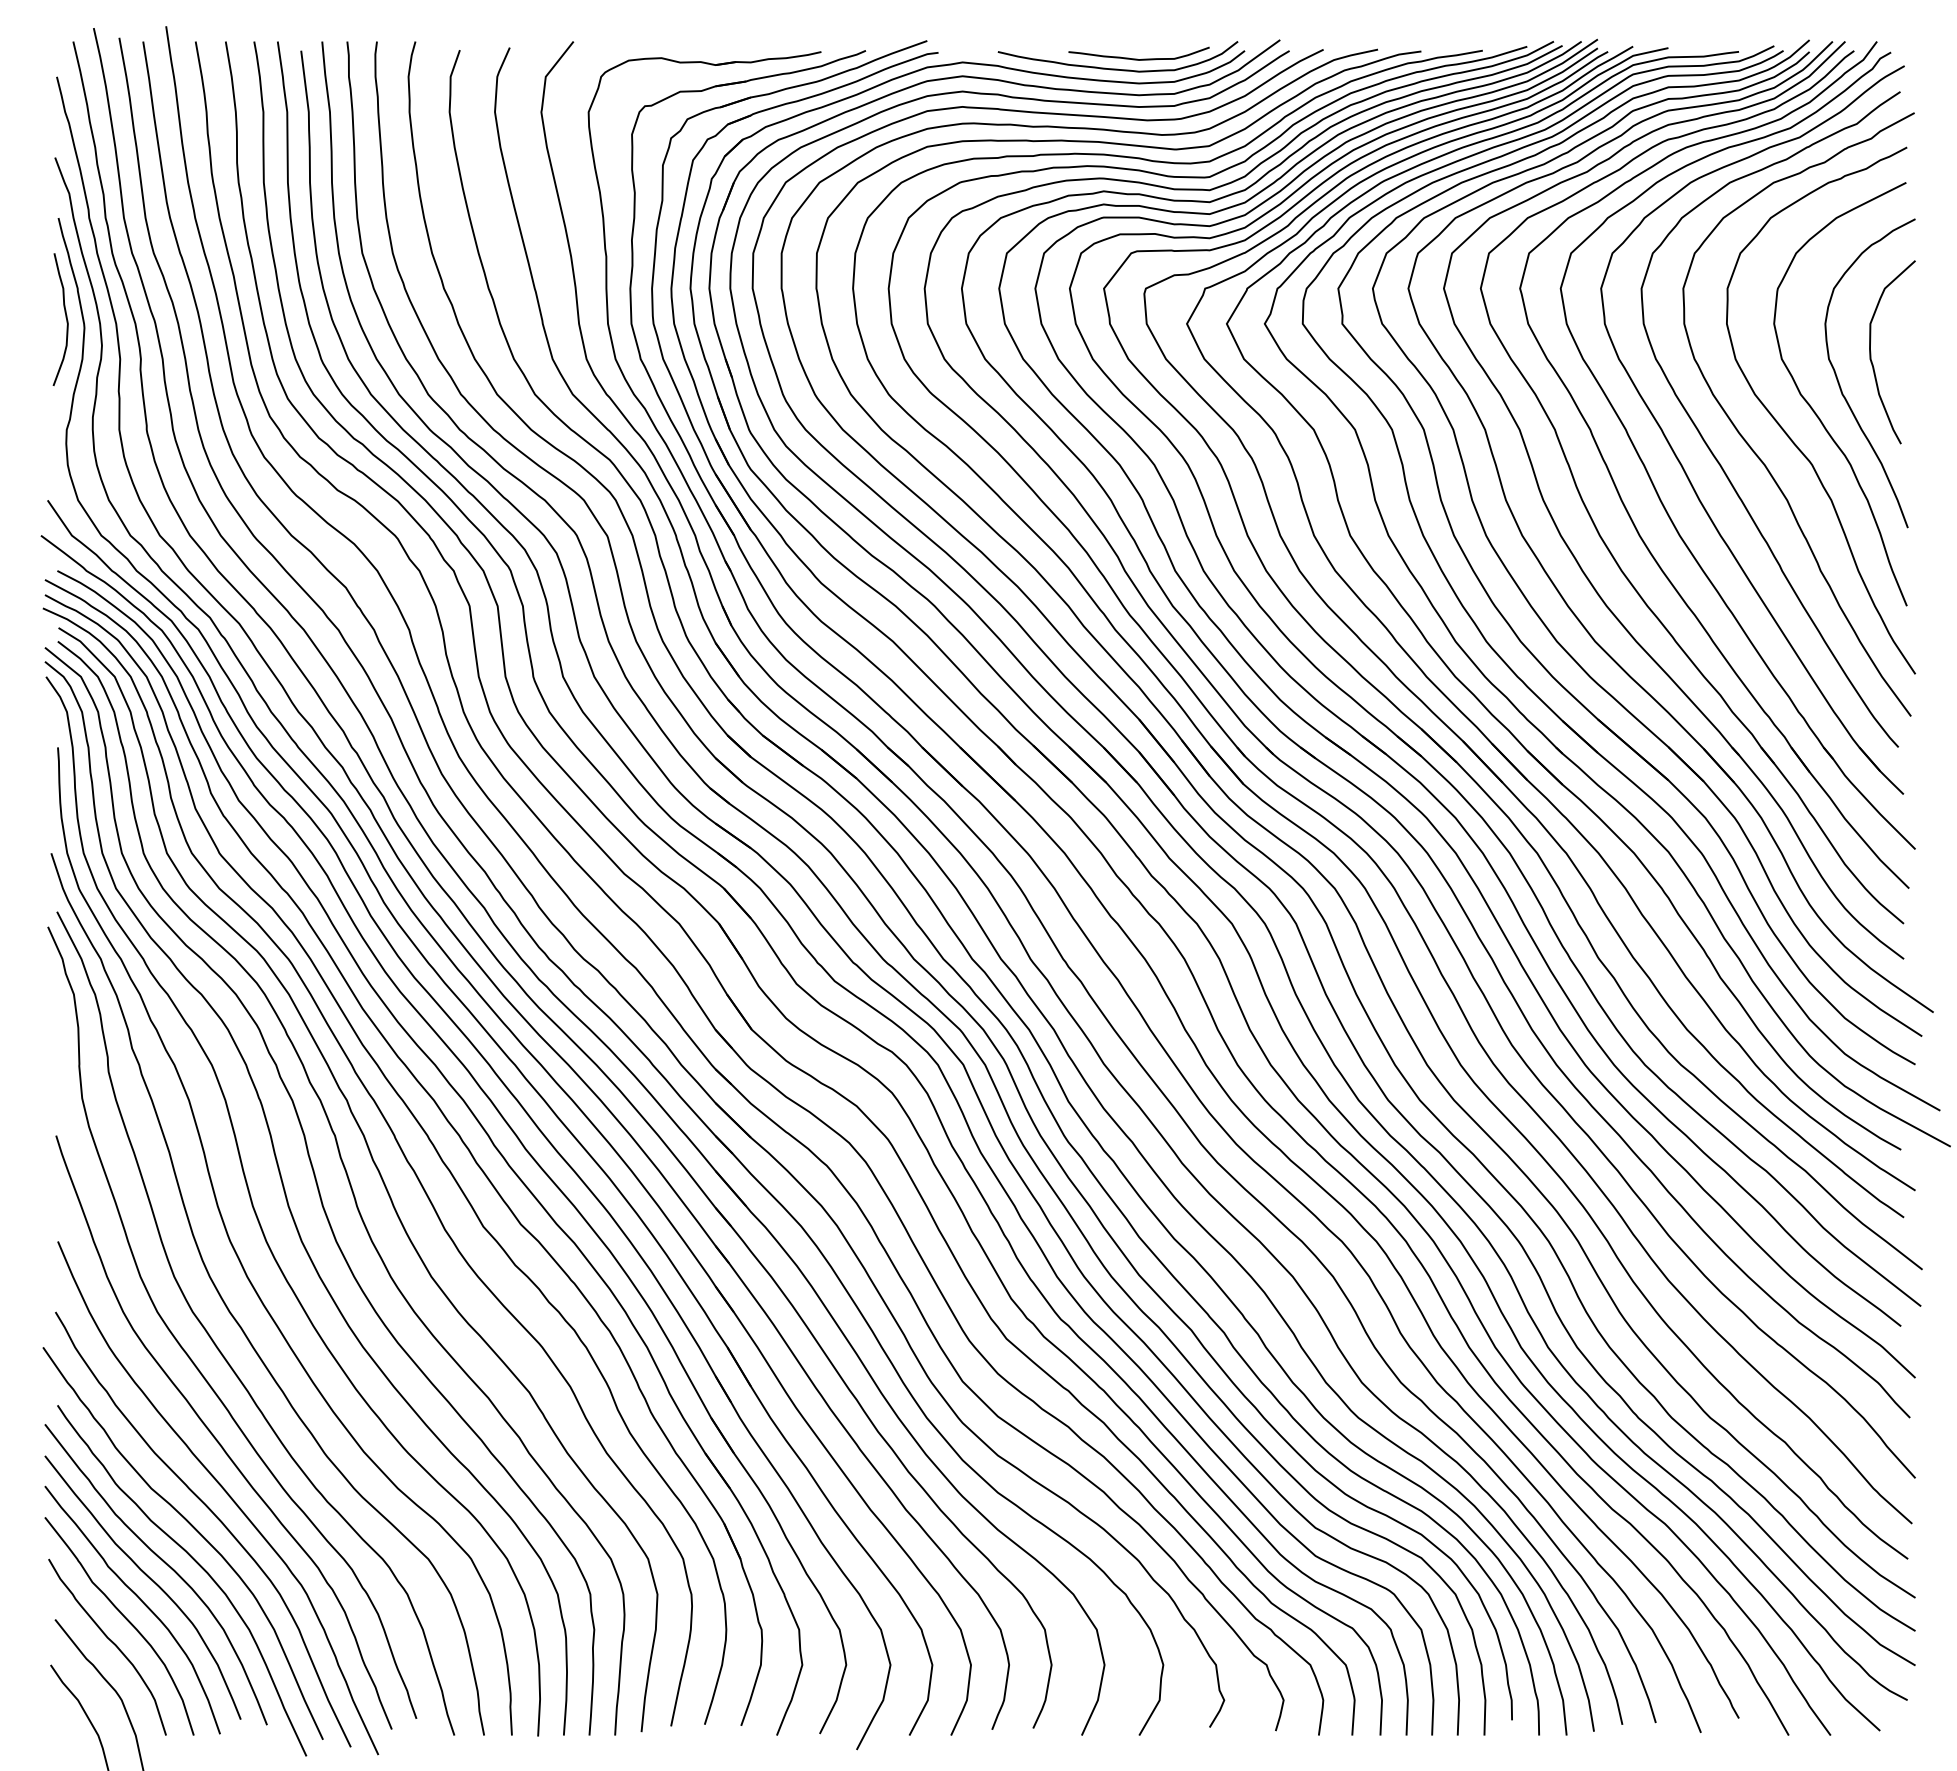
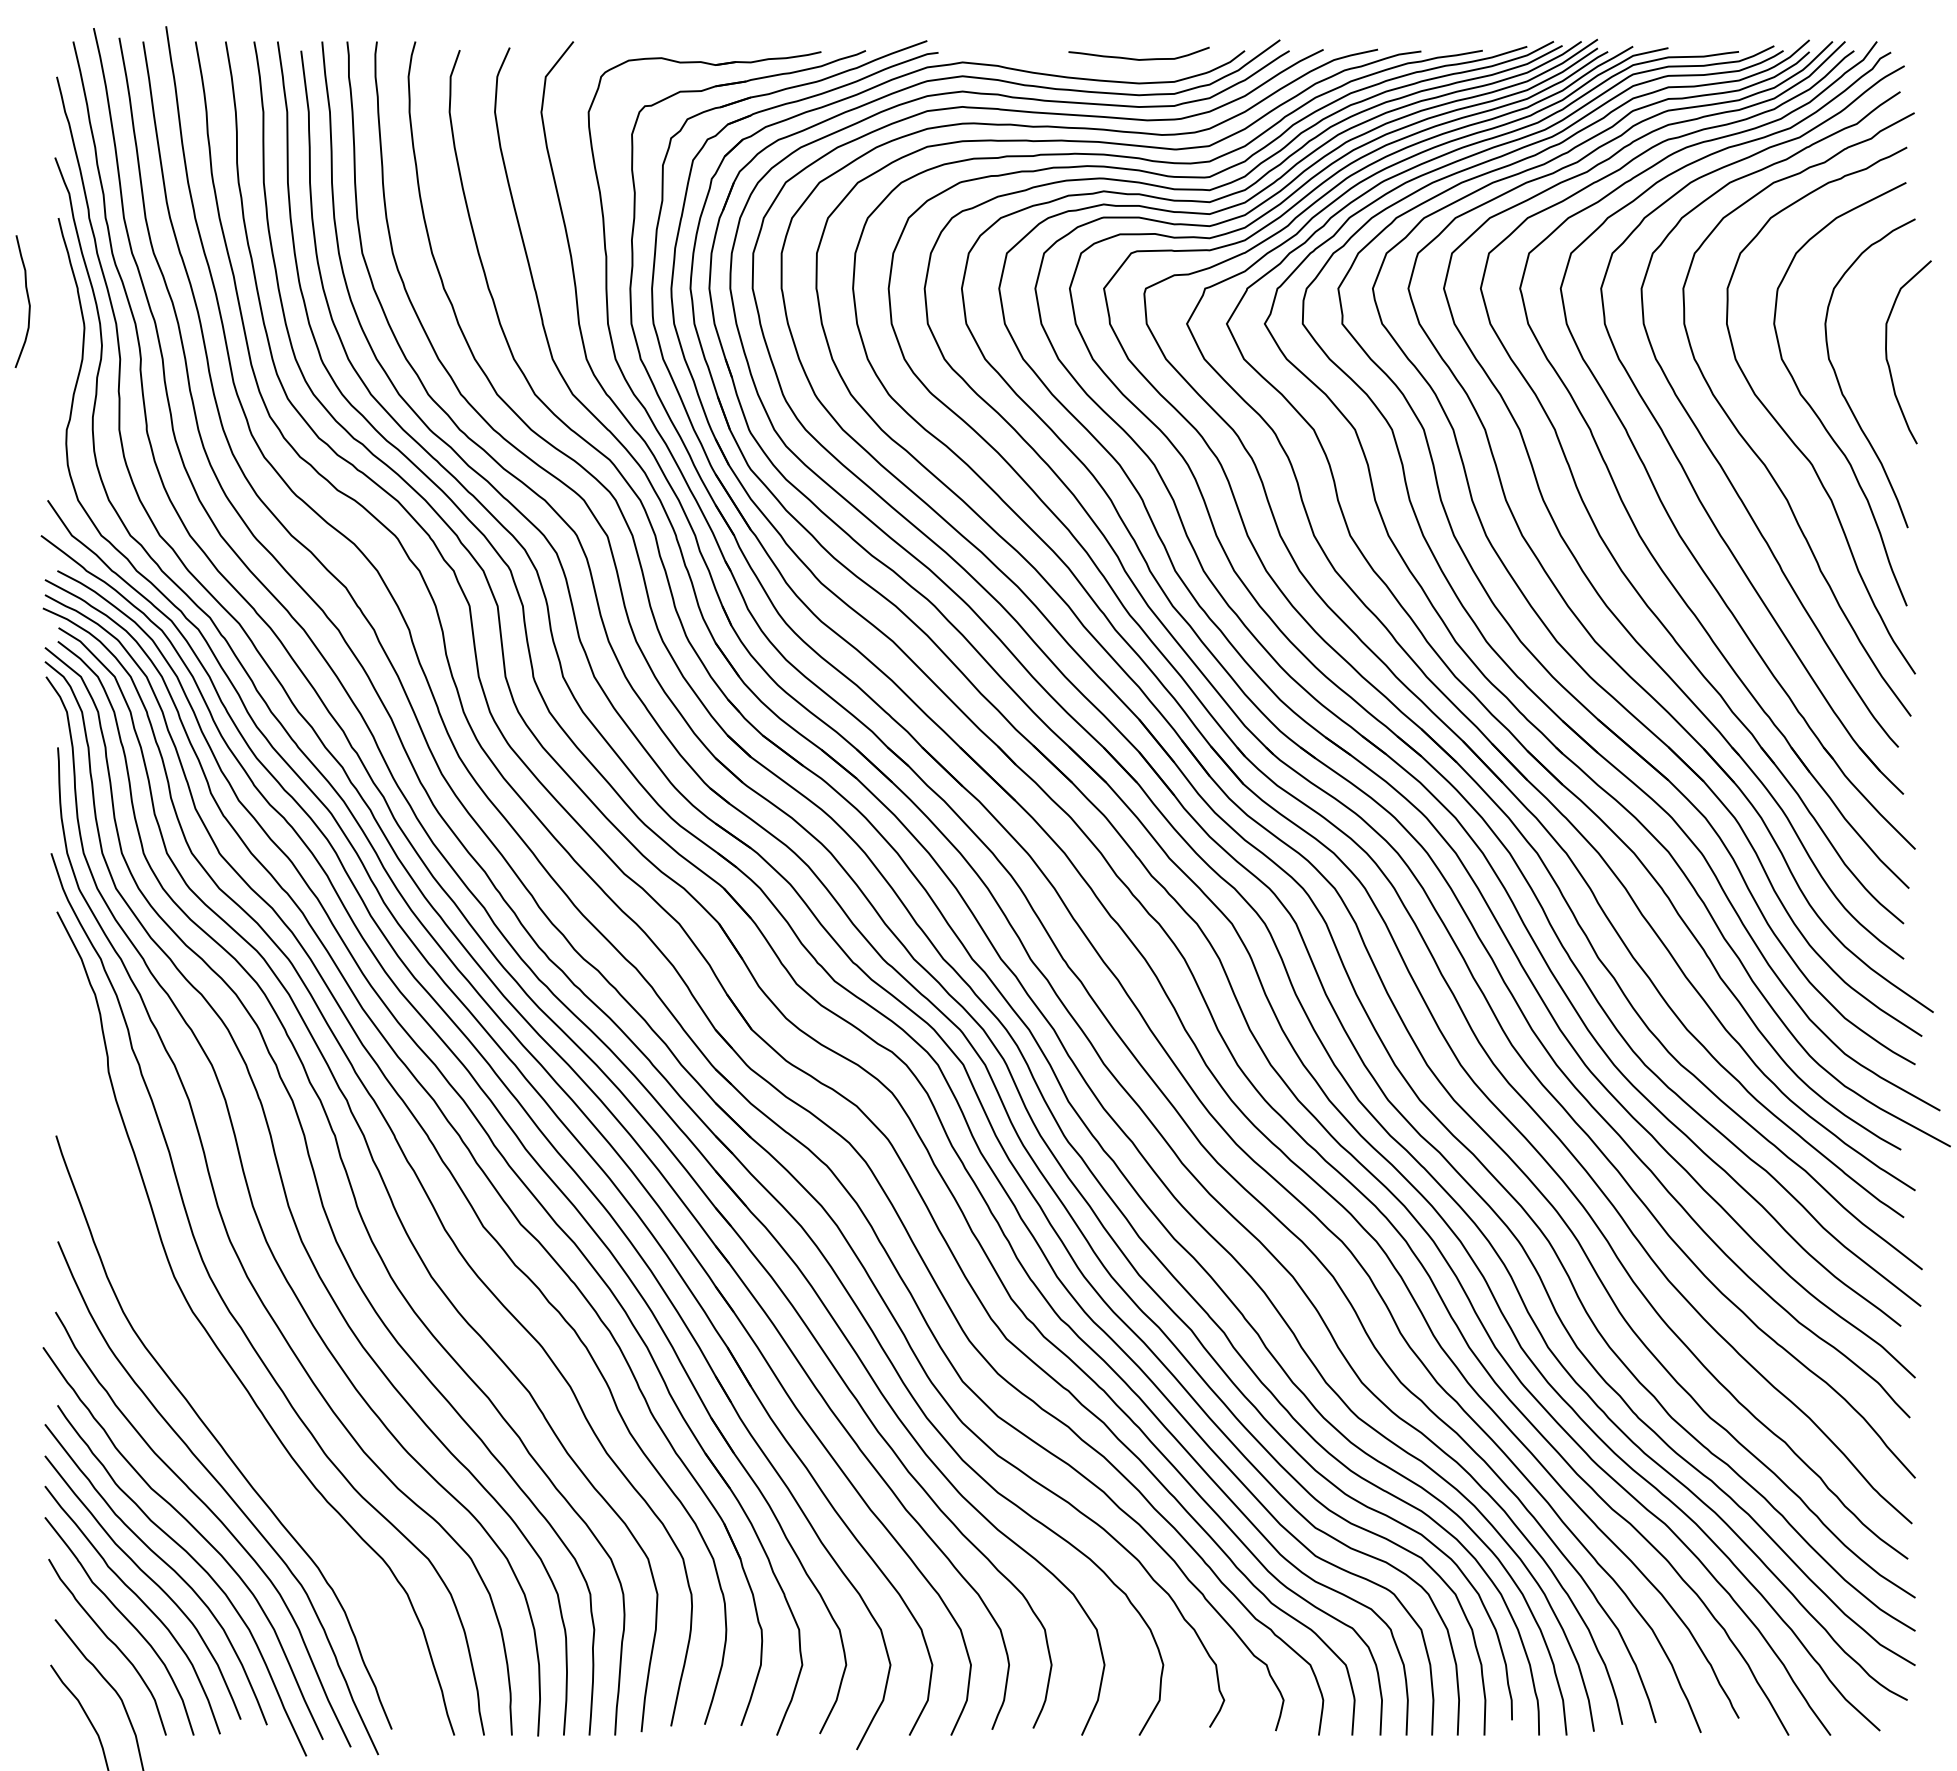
curve: present -> none (1117, 68)
curve position: (65, 317) -> (27, 299) (27, 299)
curve position: (1871, 352) -> (1887, 352) (1887, 352)
curve: present -> none (189, 1355)
